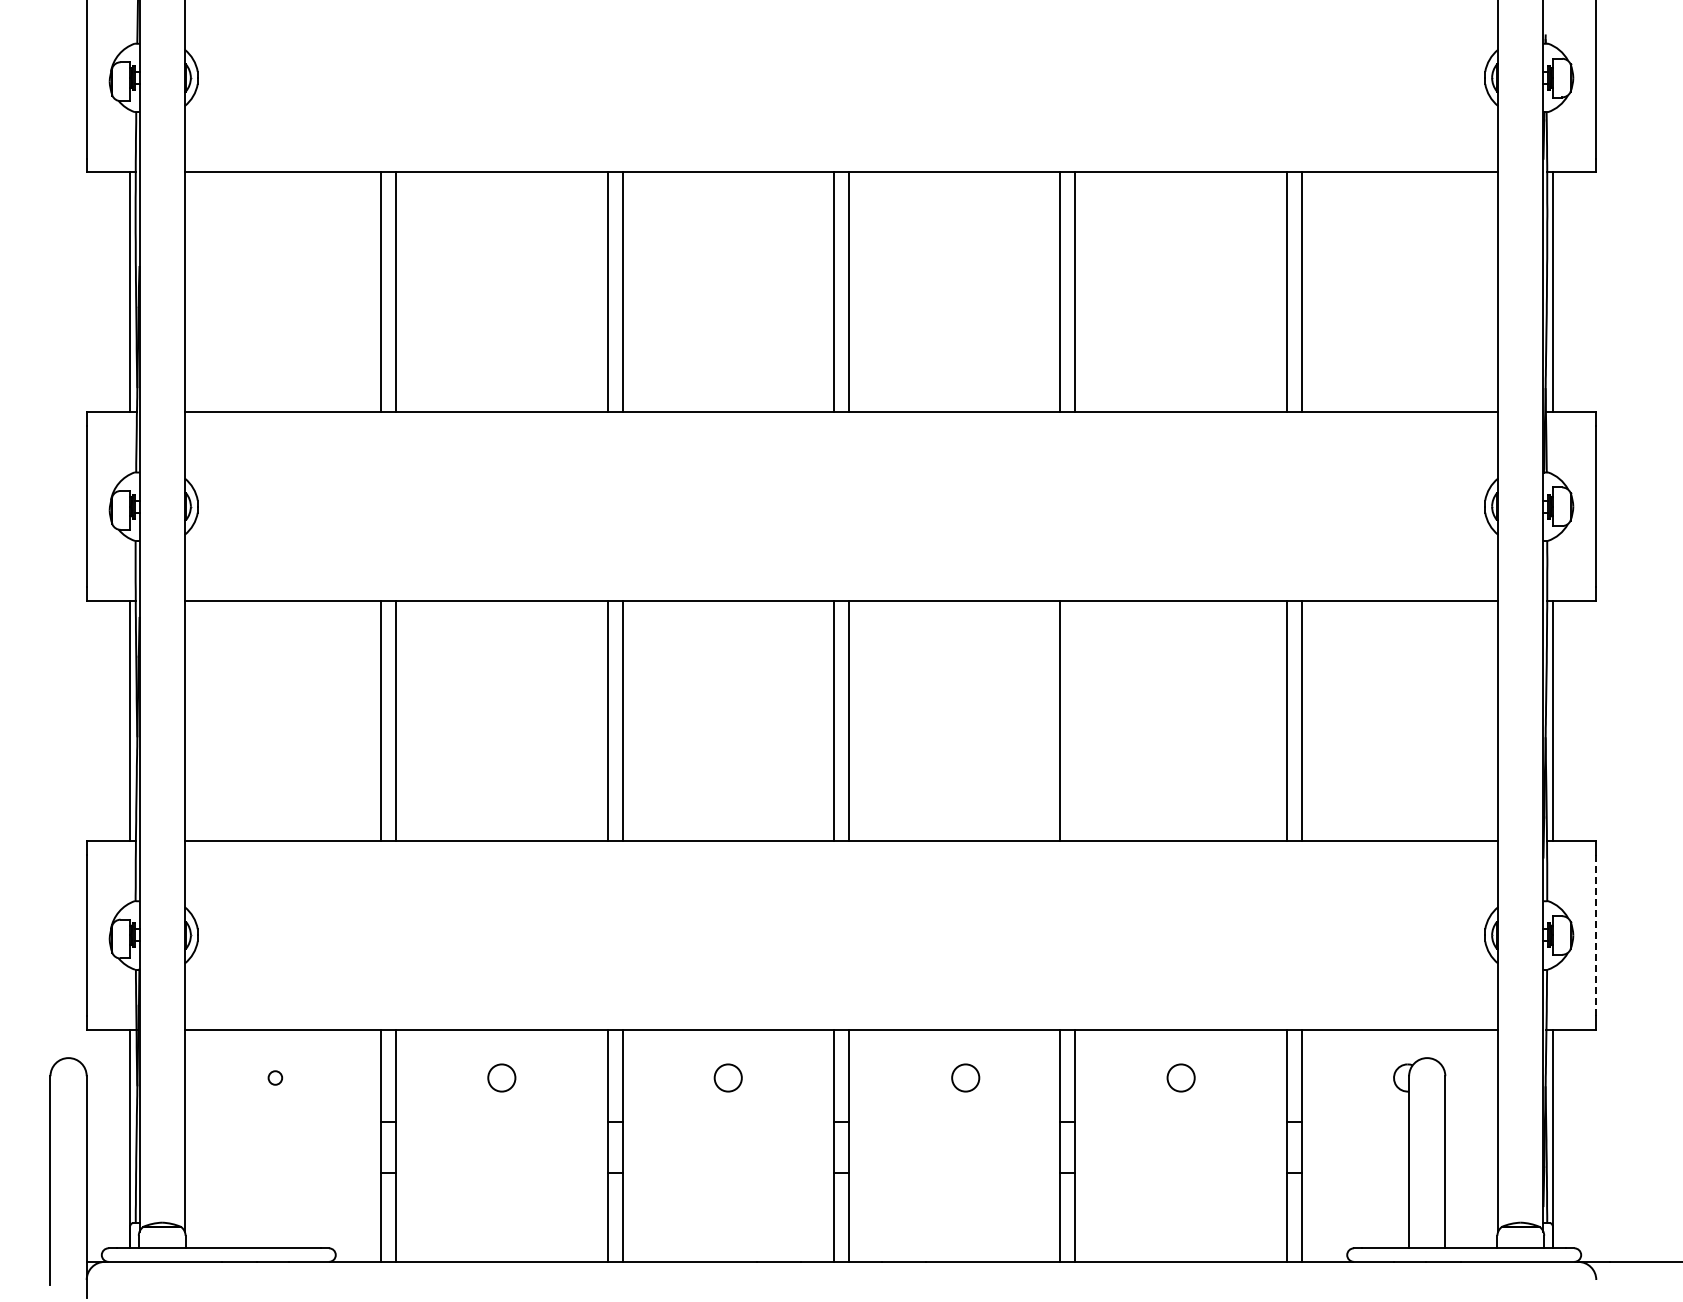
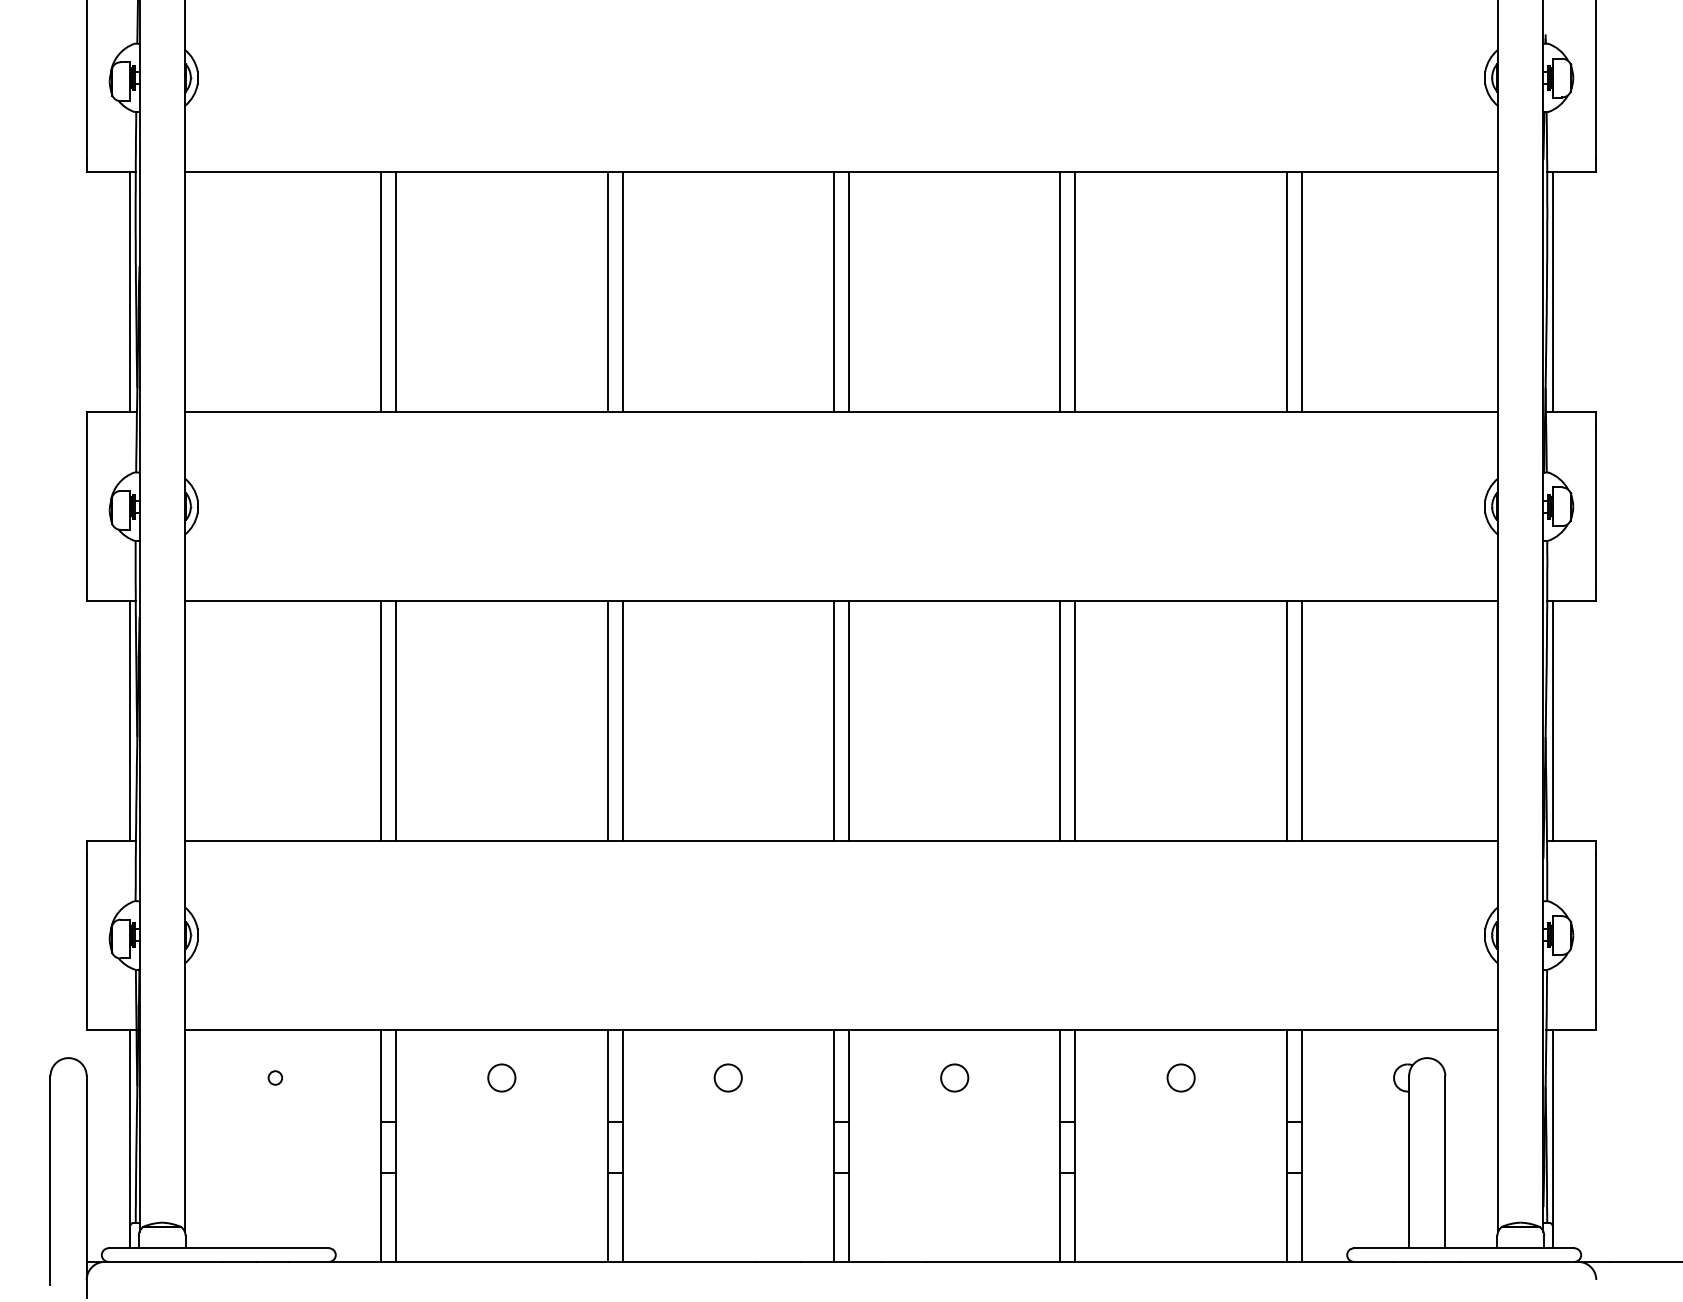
line: none -> present (1075, 720)
line: dashed -> solid (1596, 935)
circle position: (965, 1077) -> (954, 1077) (954, 1077)
